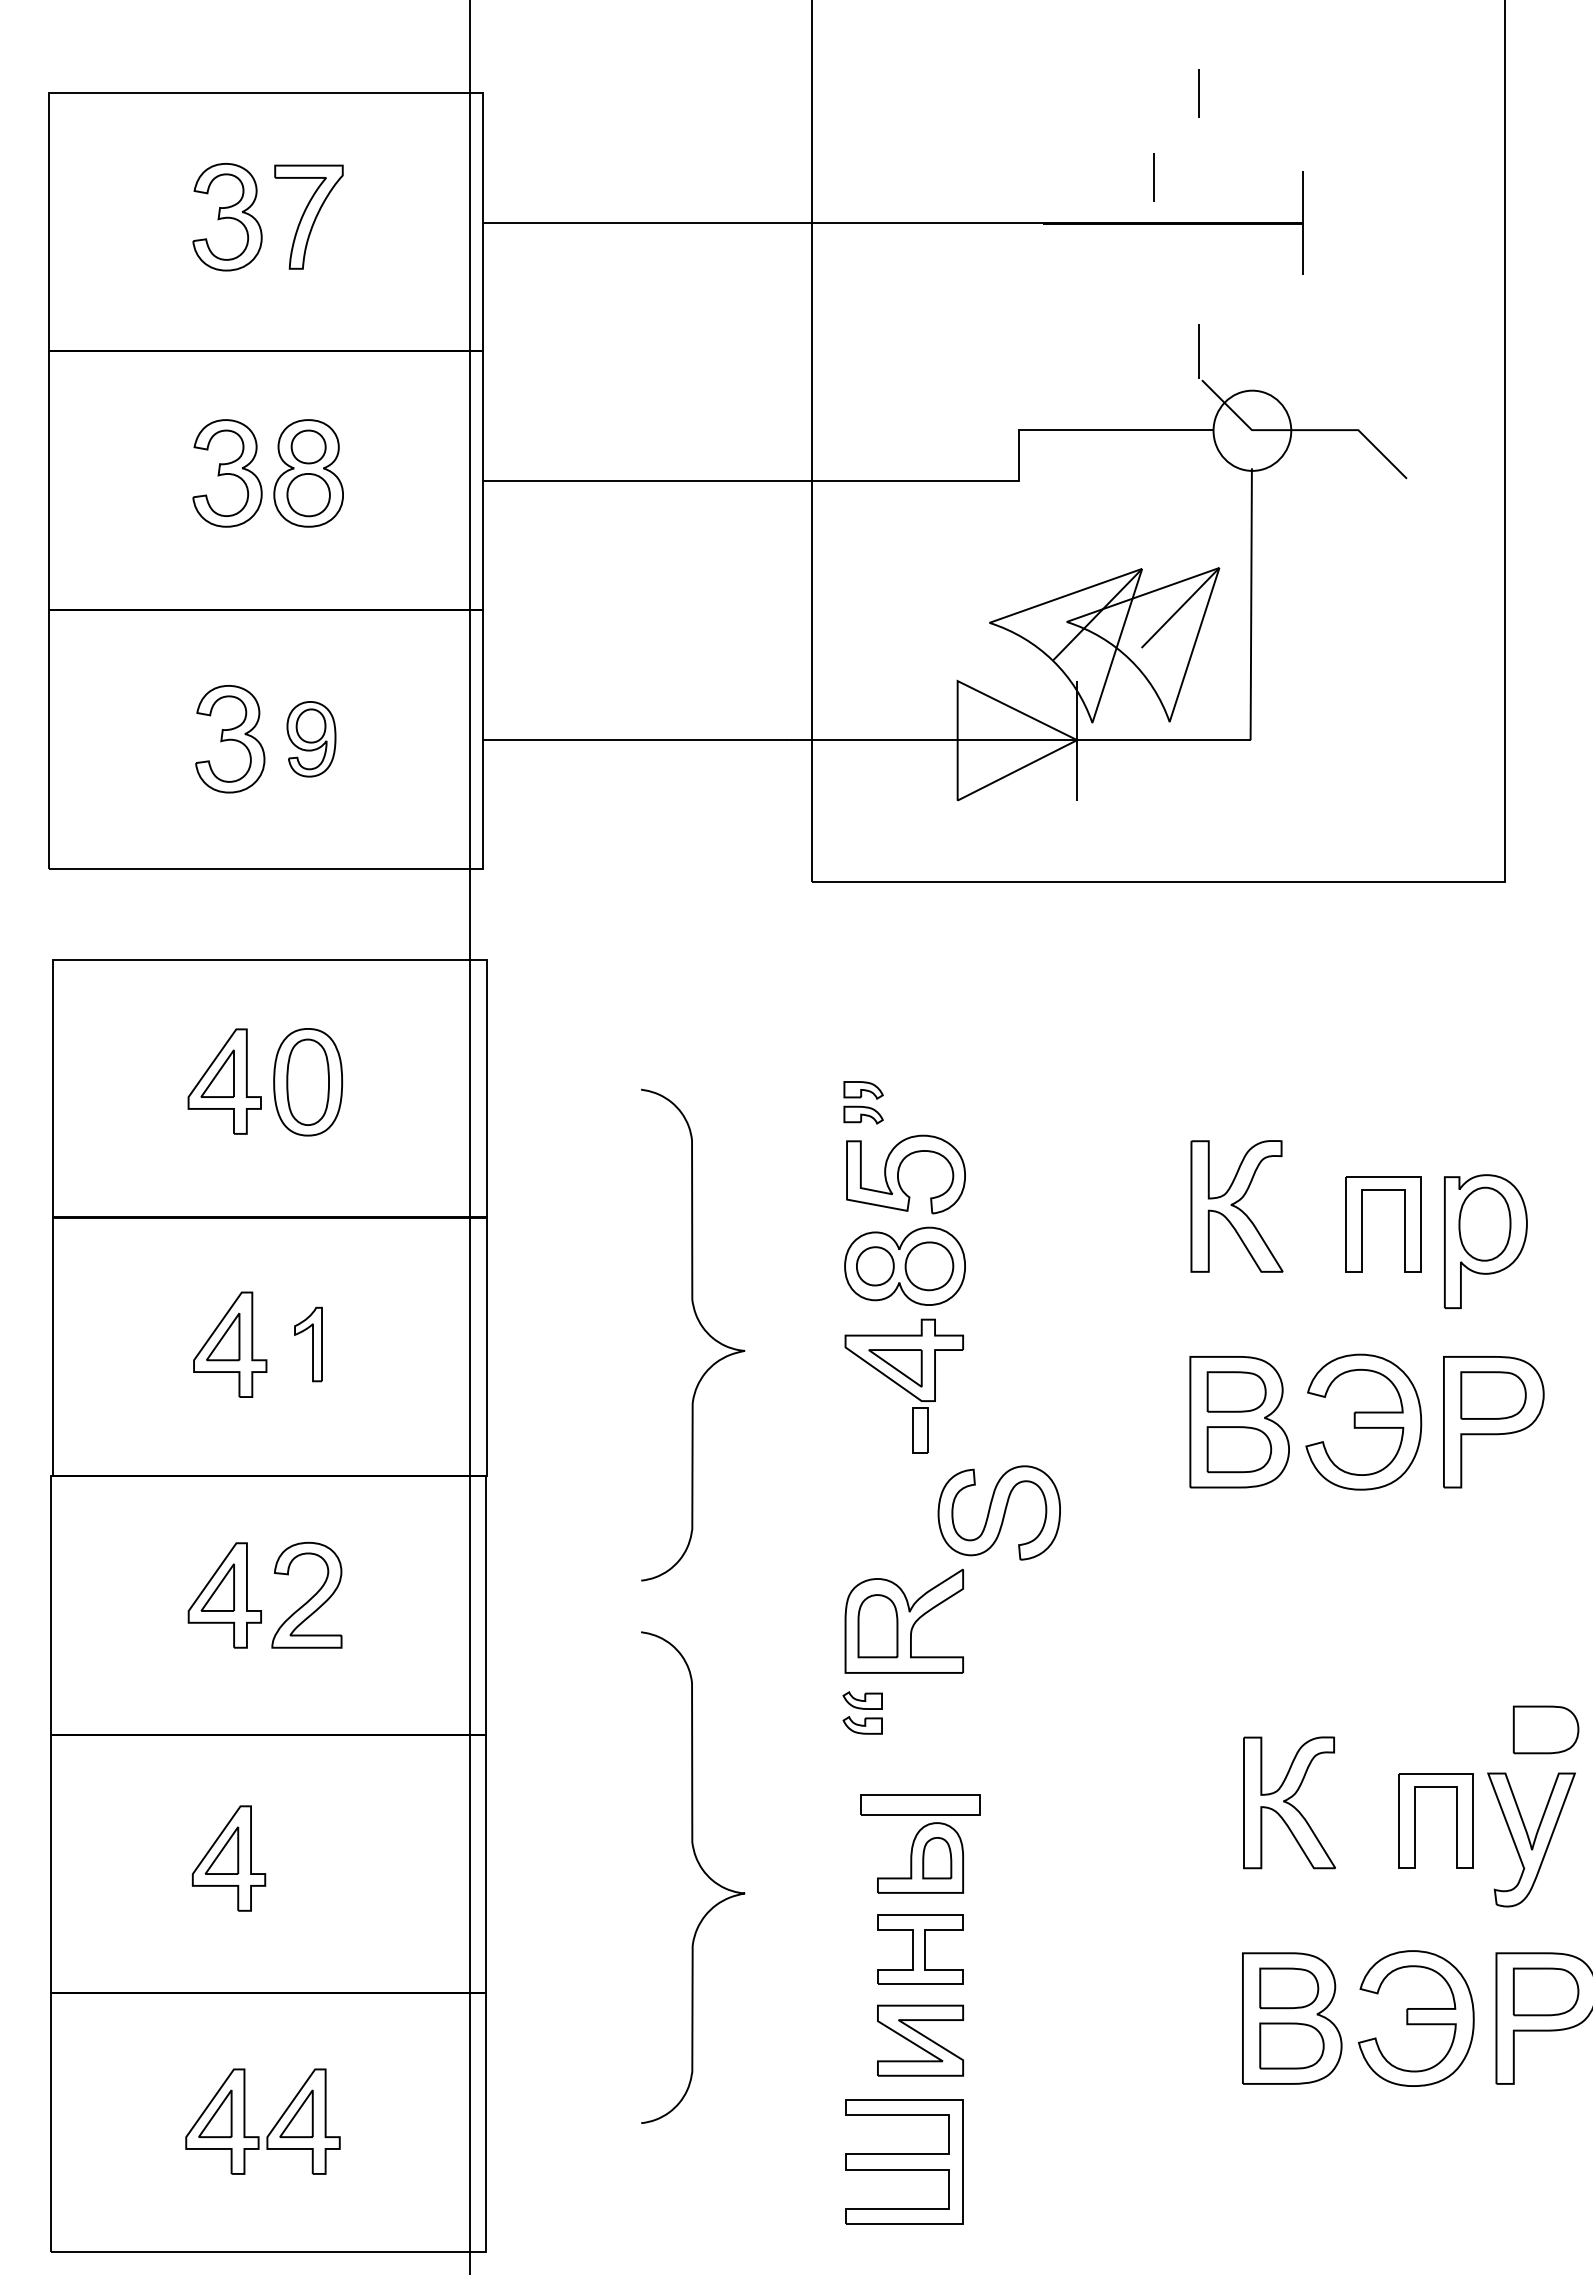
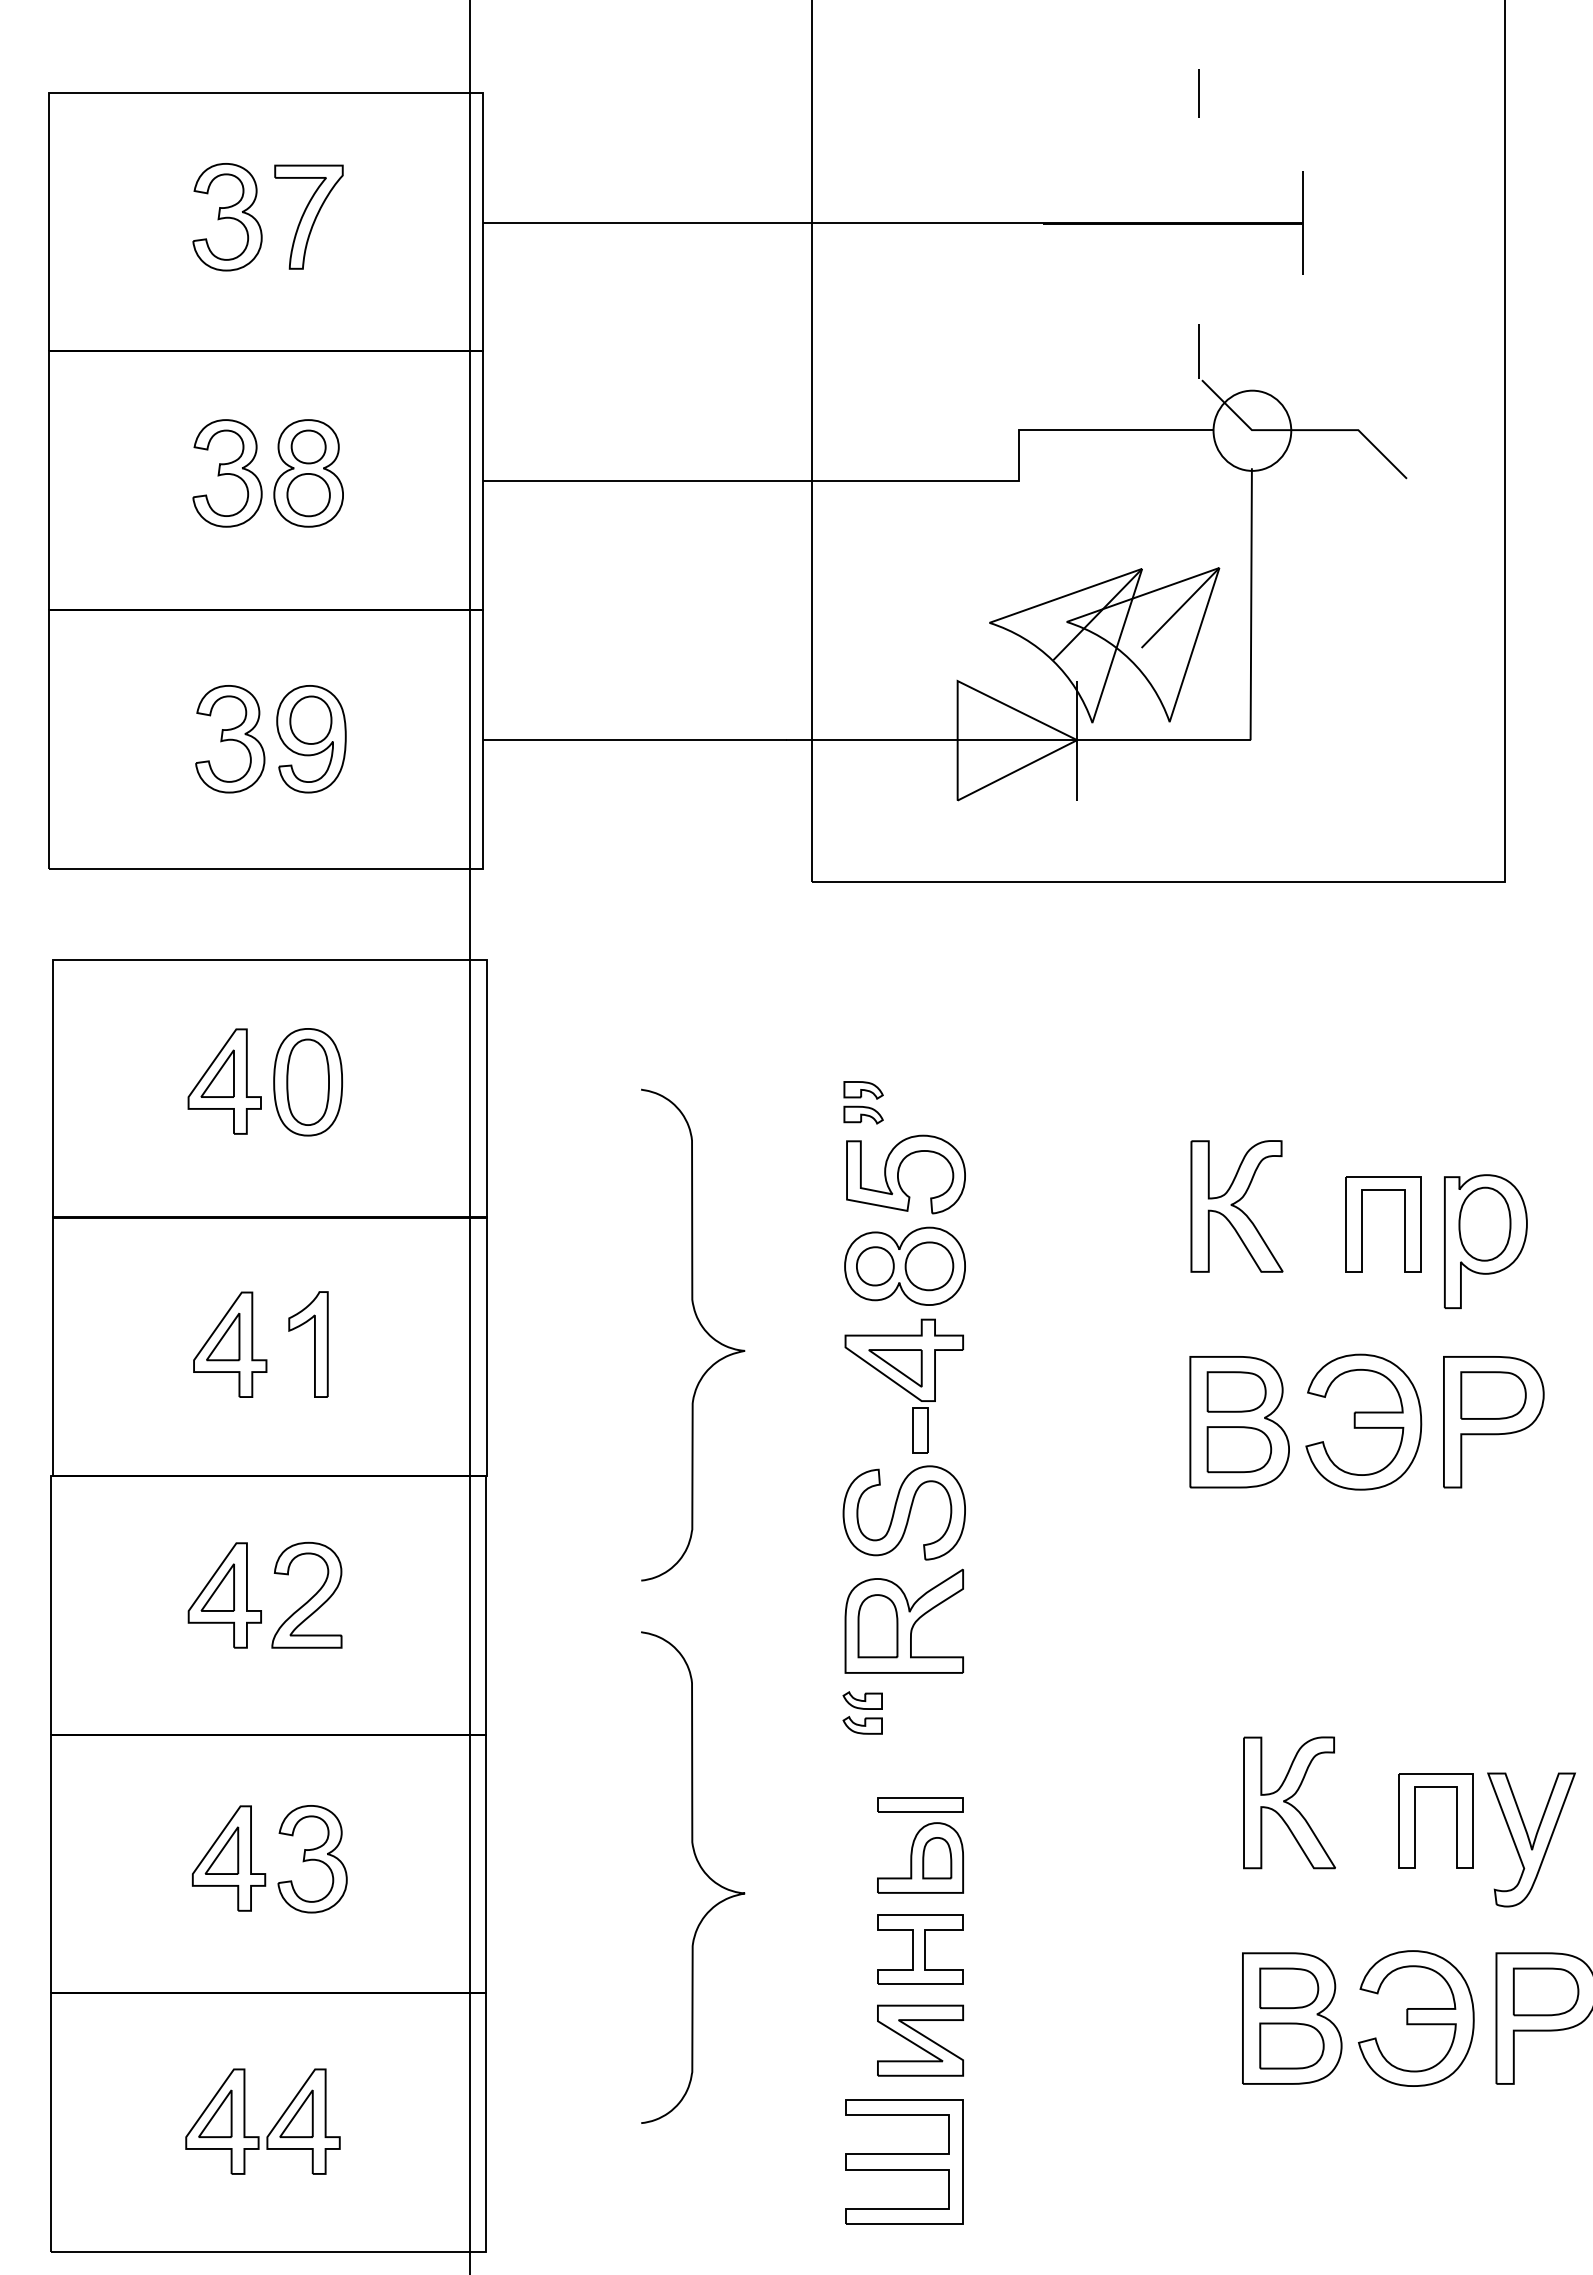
line: present -> none (1153, 177)
part size: 51x77 px -> 71x109 px (311, 739)
part size: 29x77 px -> 41x107 px (308, 1344)
part position: (998, 1512) -> (903, 1512) (903, 1512)
part: present -> none (1545, 1729)
part size: 121x22 px -> 87x16 px (920, 1804)
part: none -> present (312, 1859)
